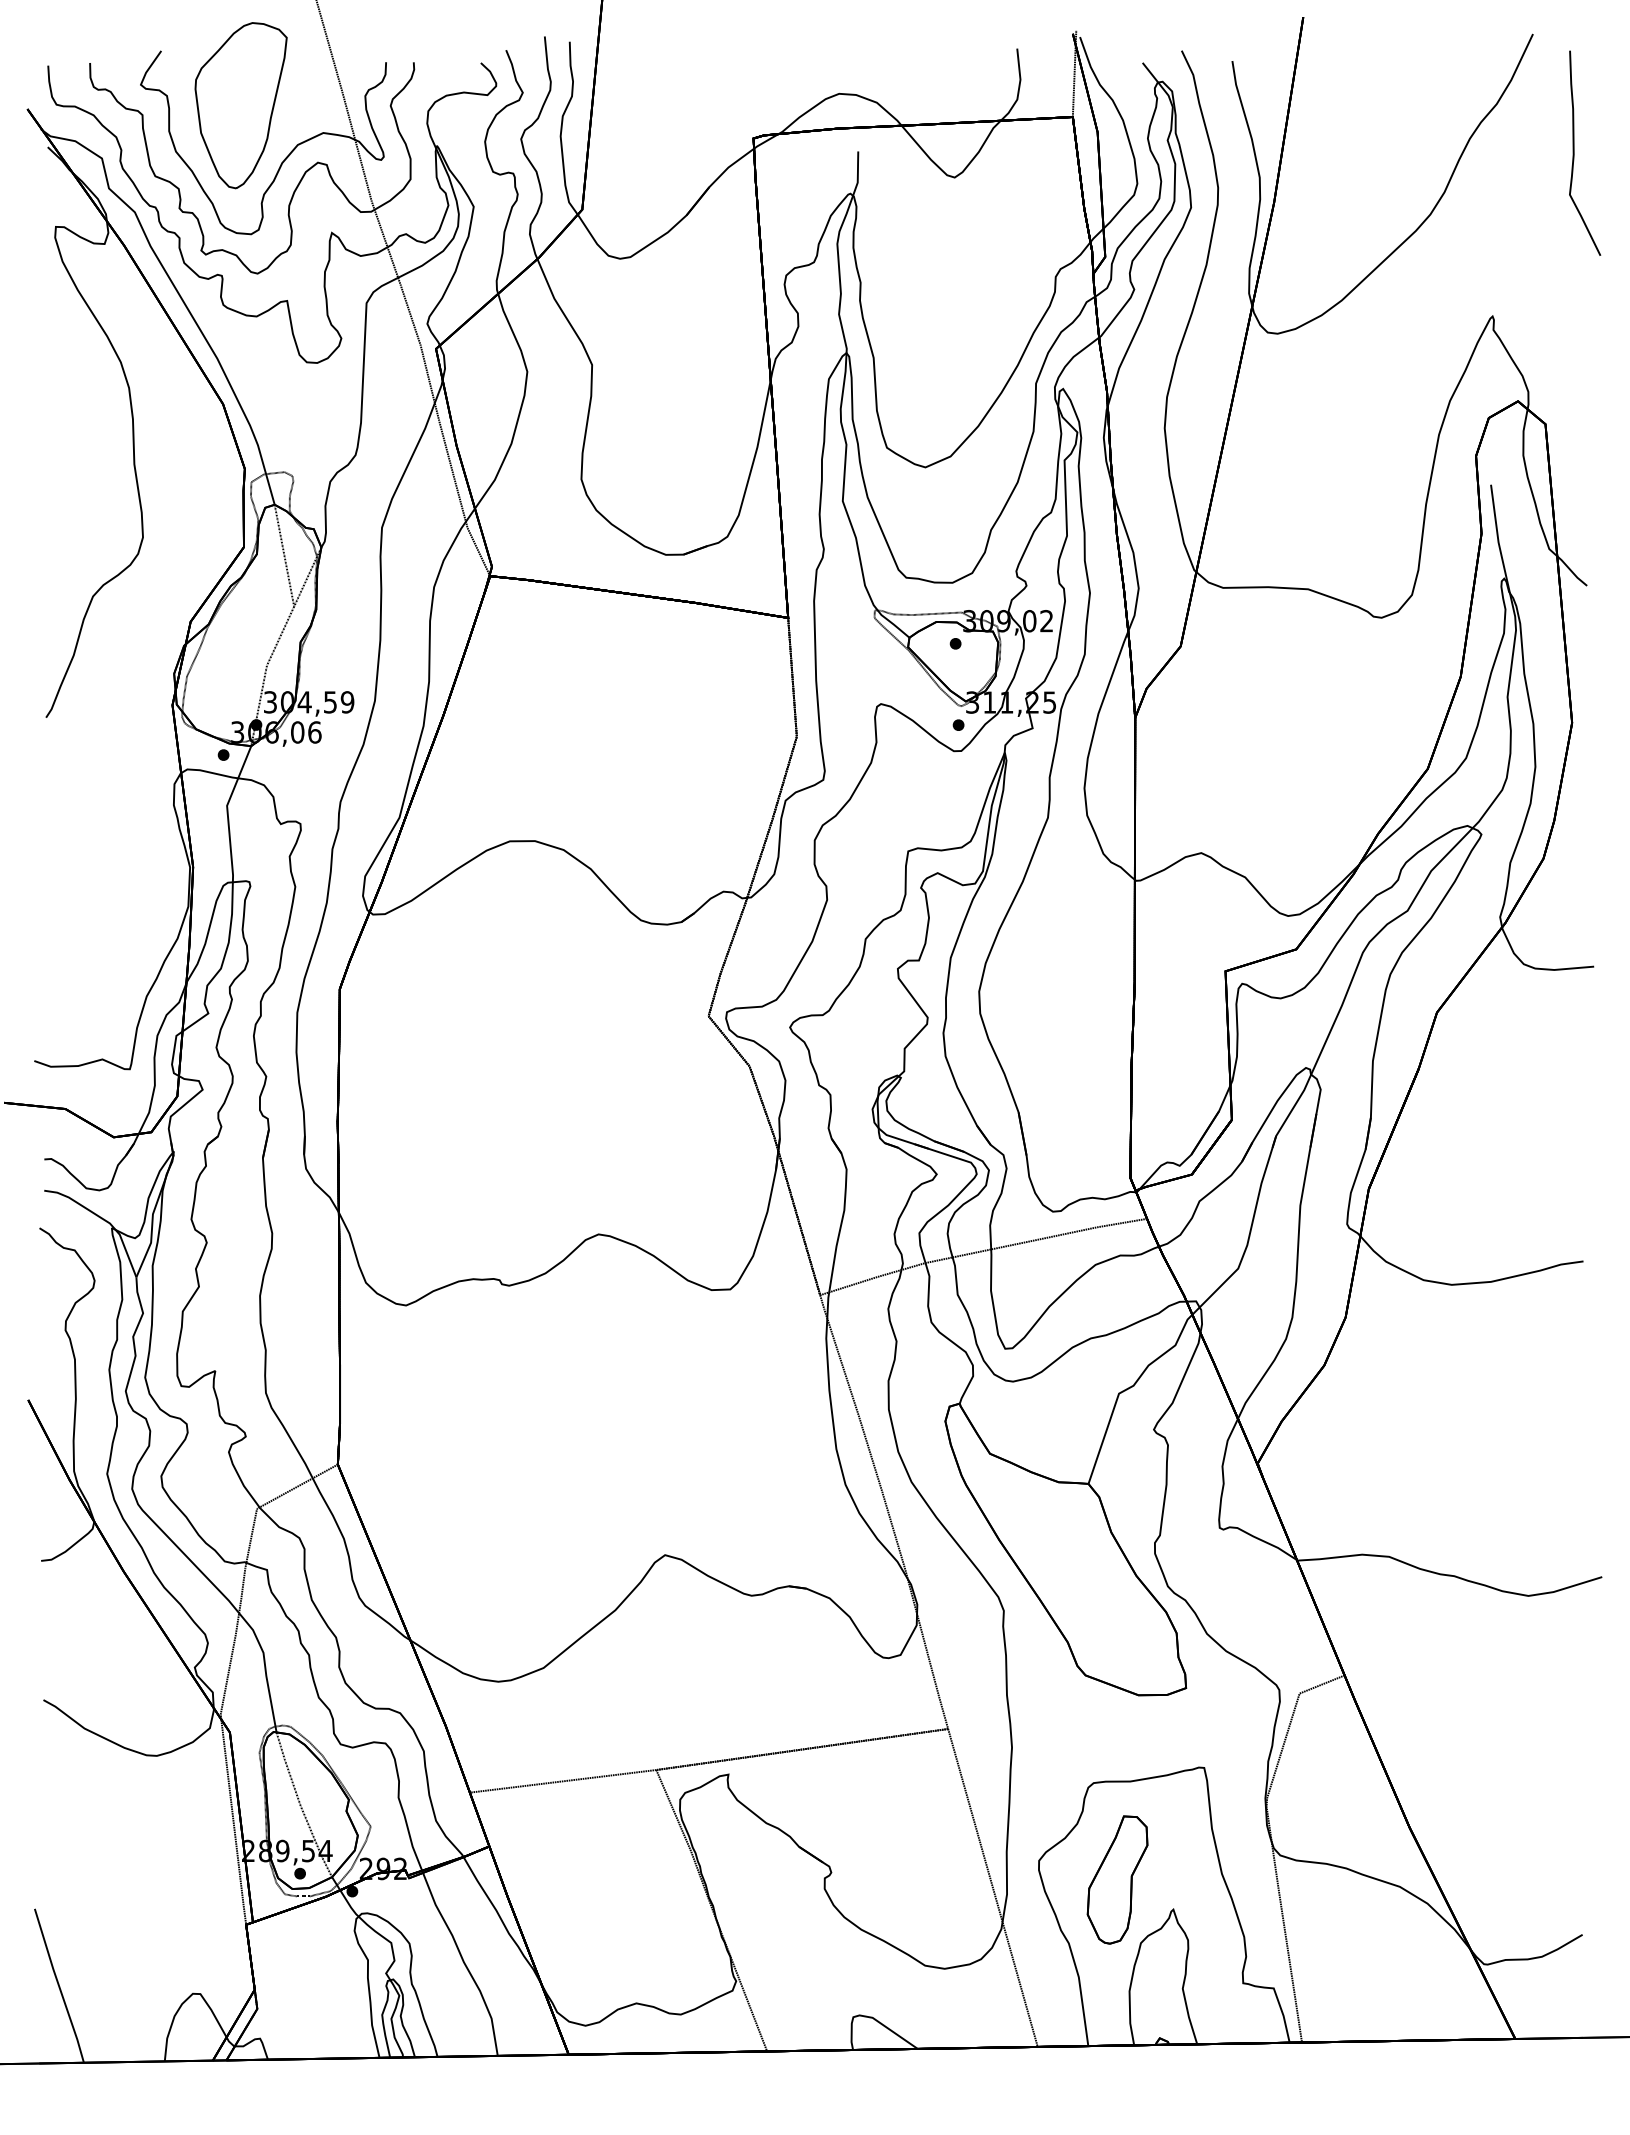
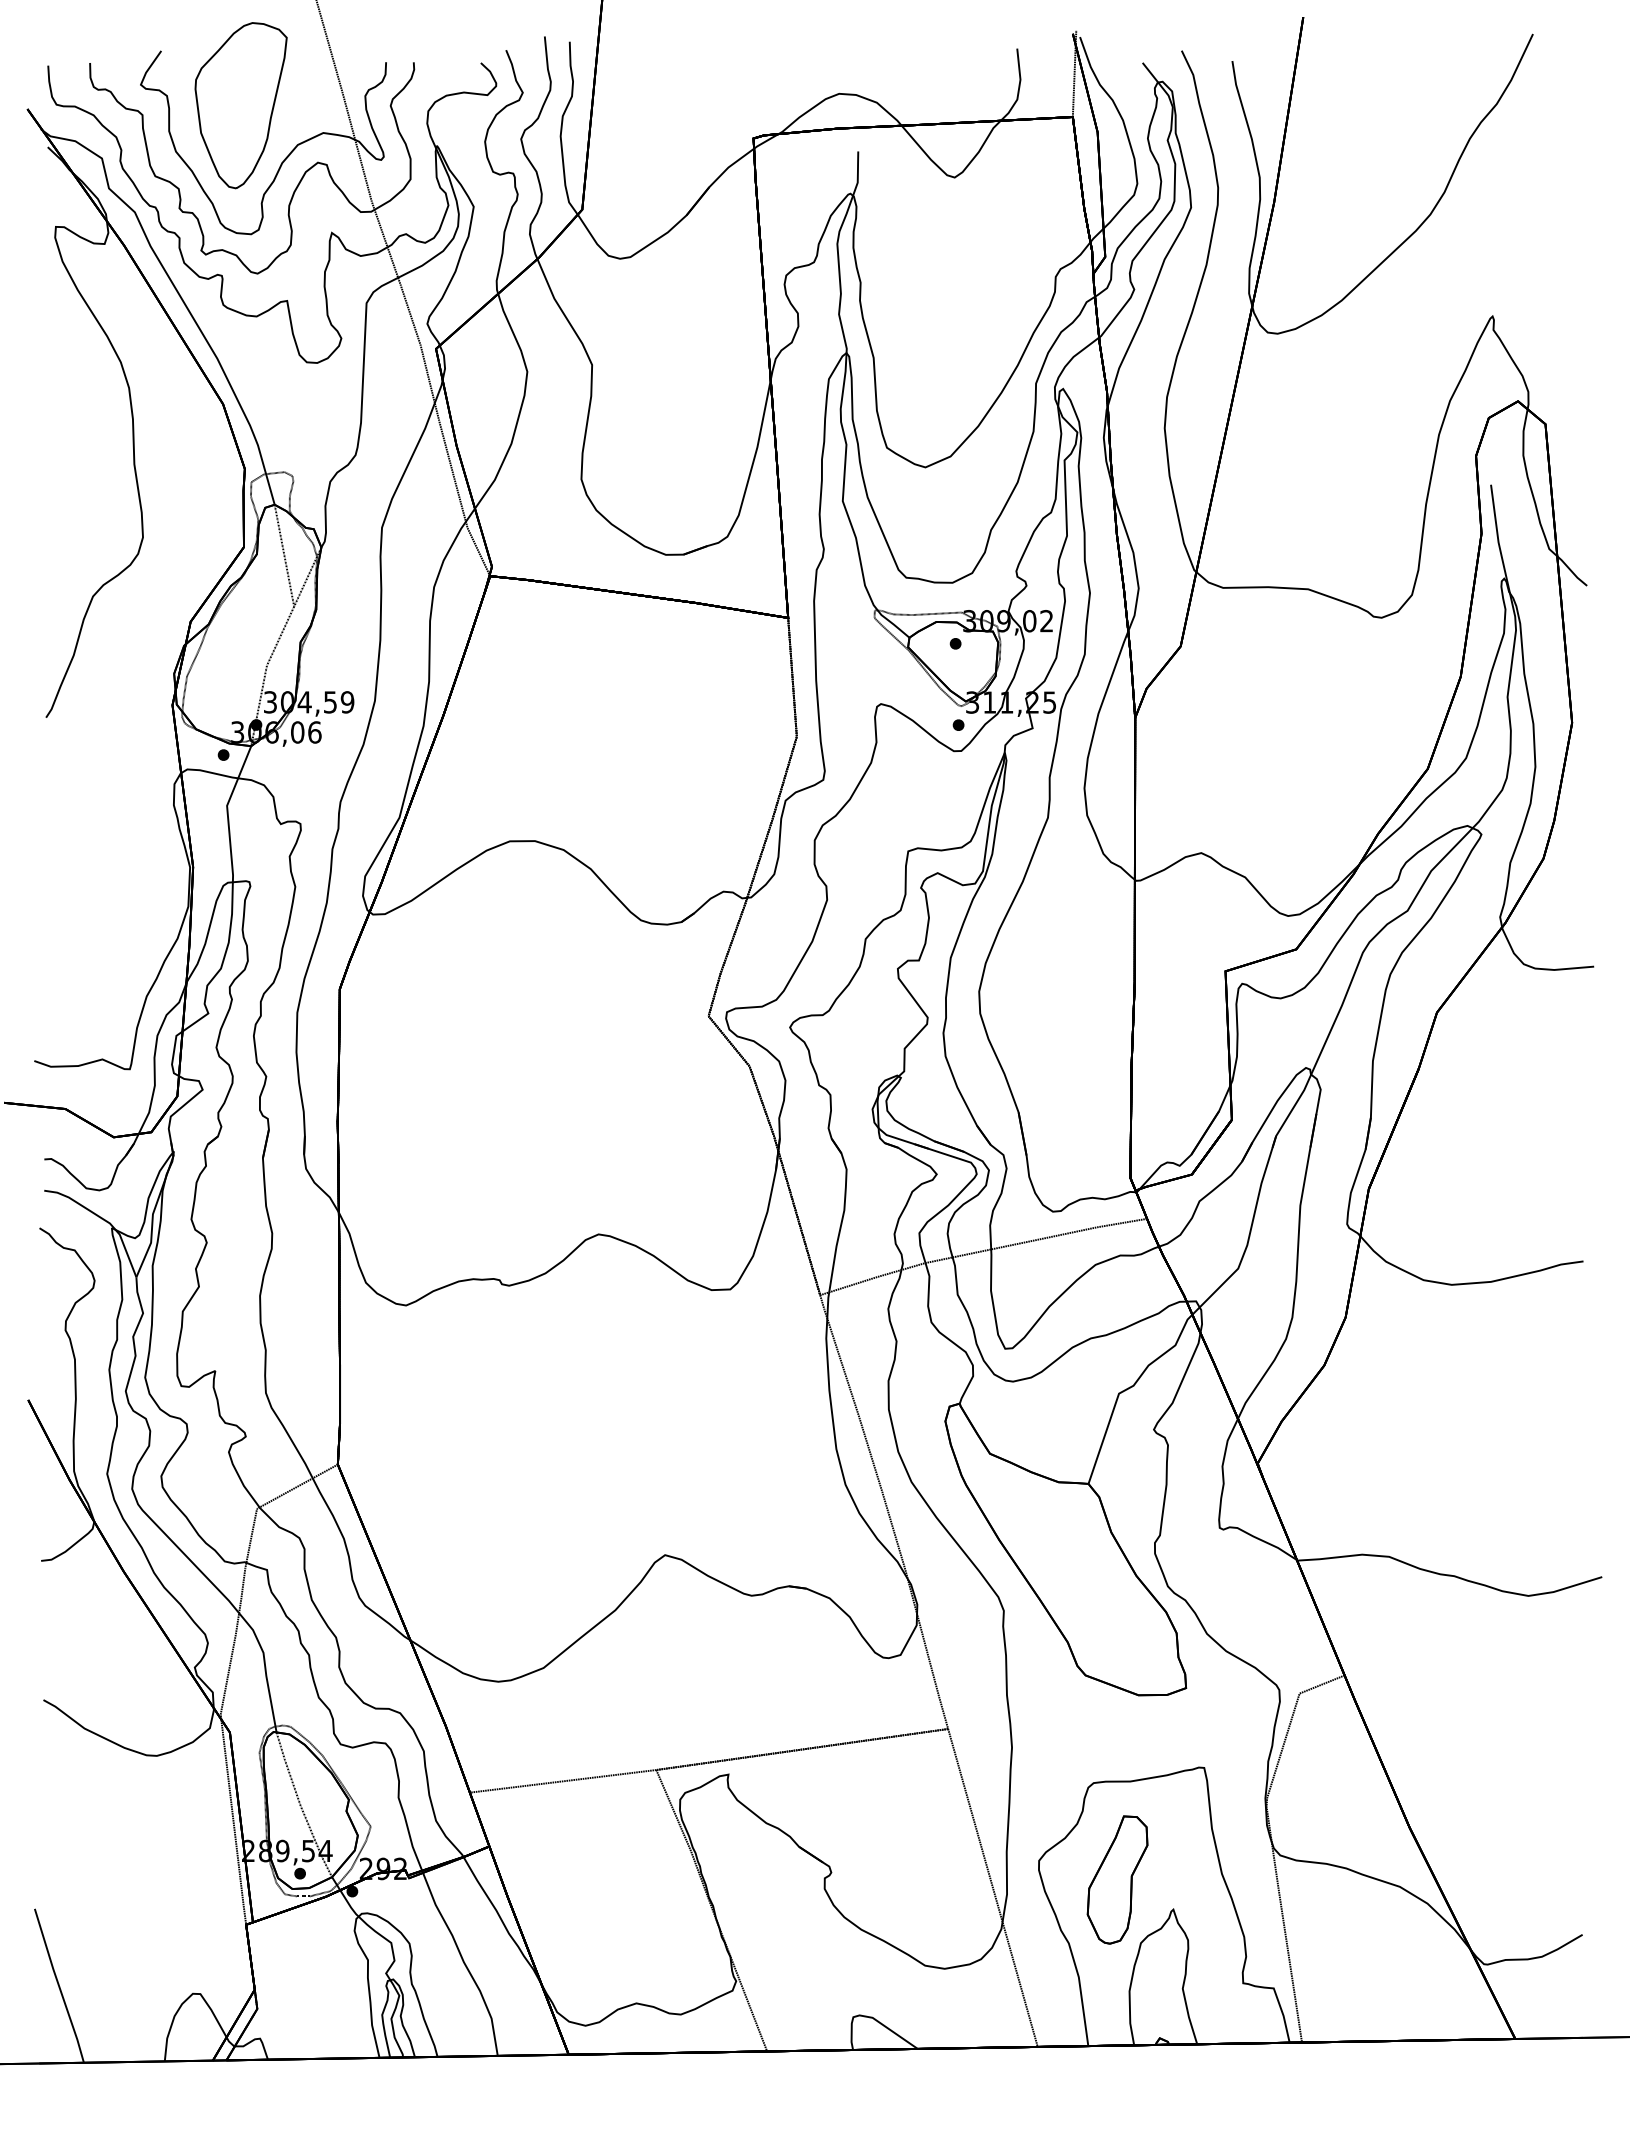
curve: present -> none (1574, 152)
